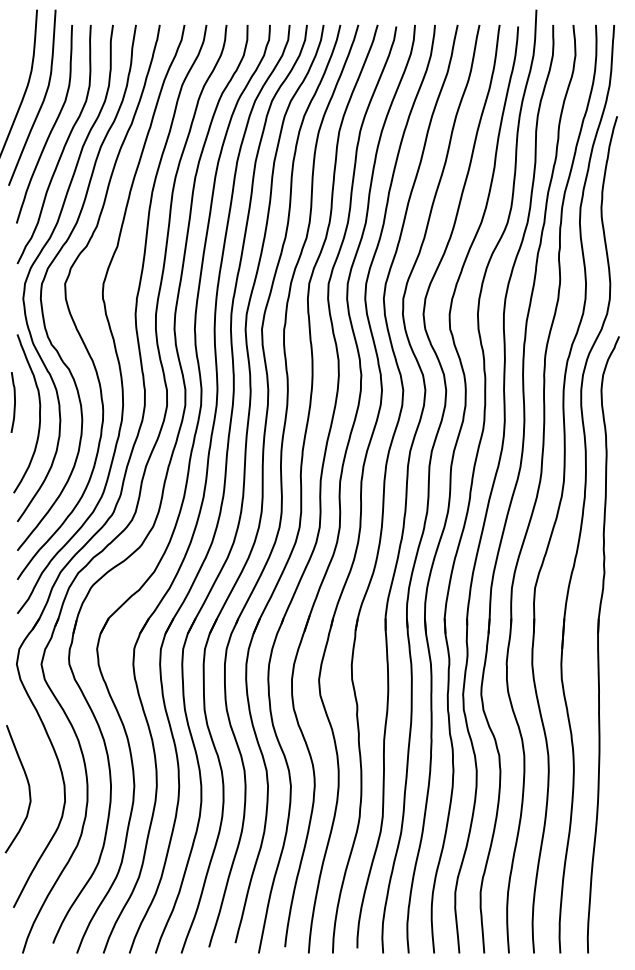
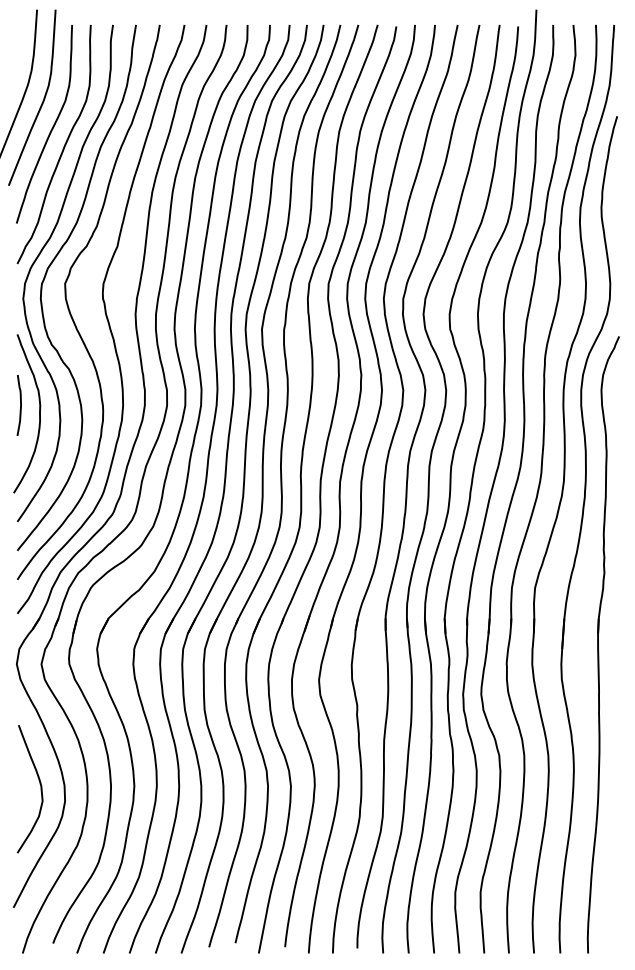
curve position: (14, 402) -> (20, 405) (20, 405)
curve position: (28, 789) -> (40, 789) (40, 789)
